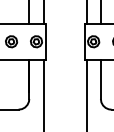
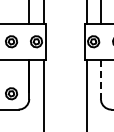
line: solid -> dashed (100, 79)
part: none -> present (11, 93)
